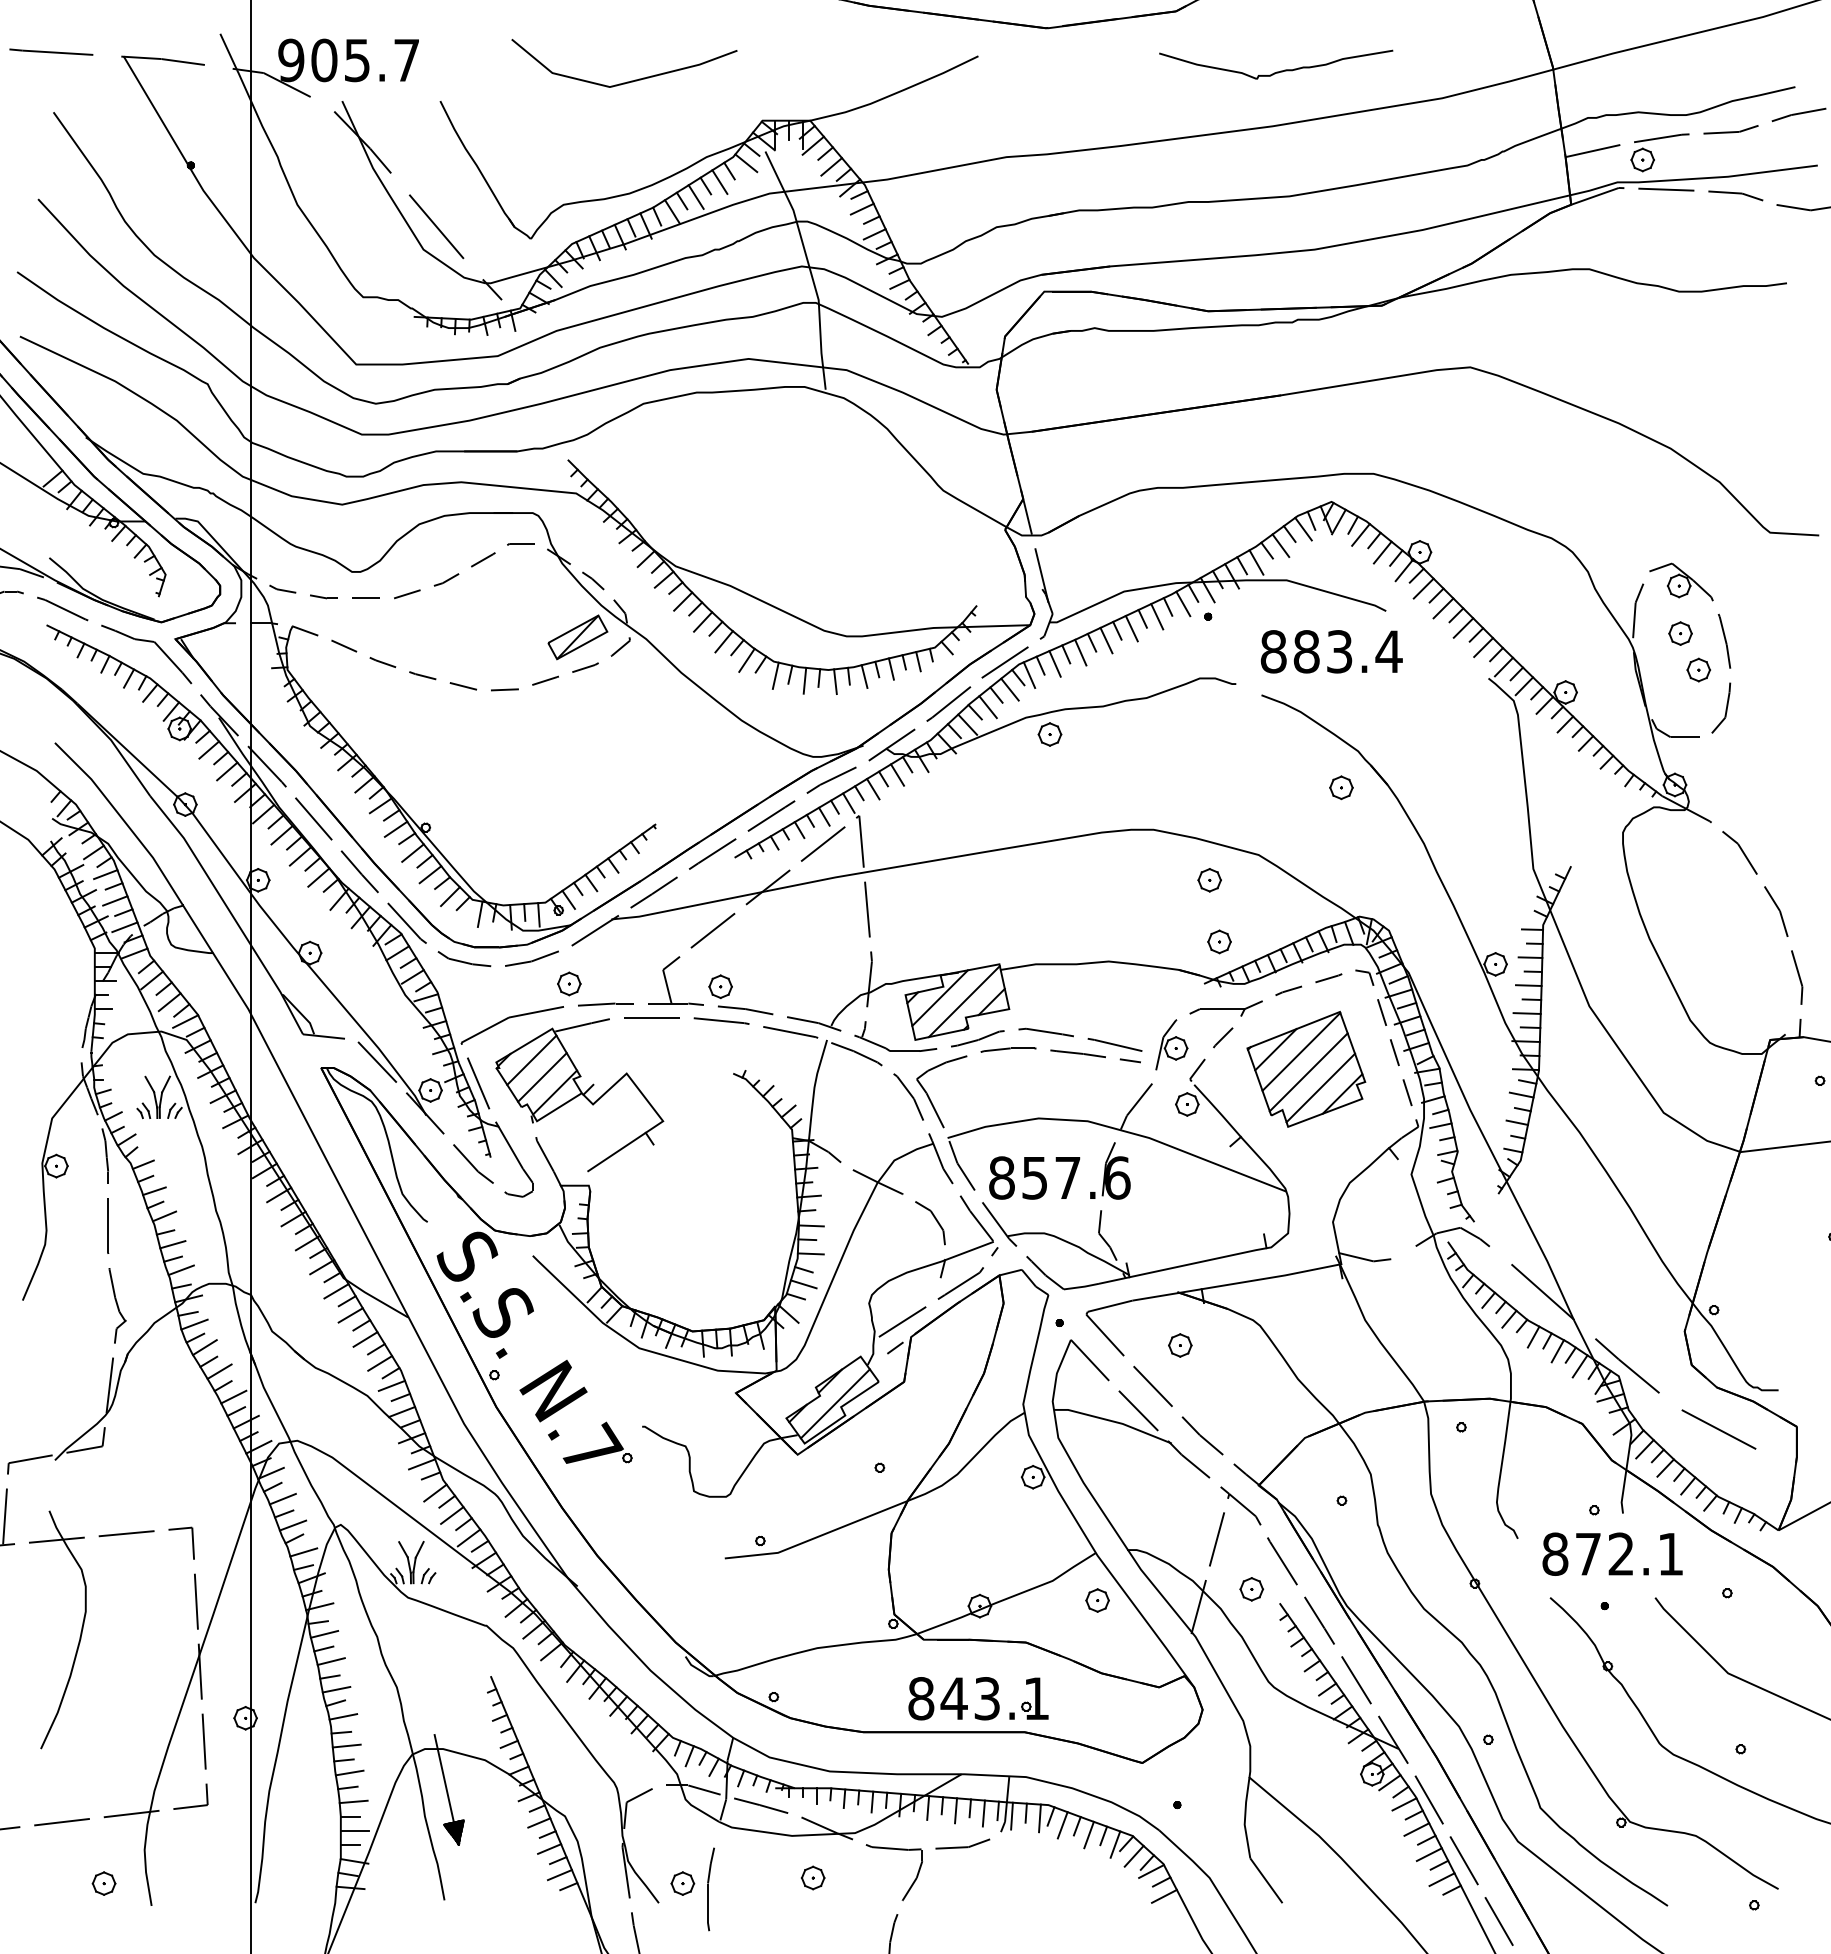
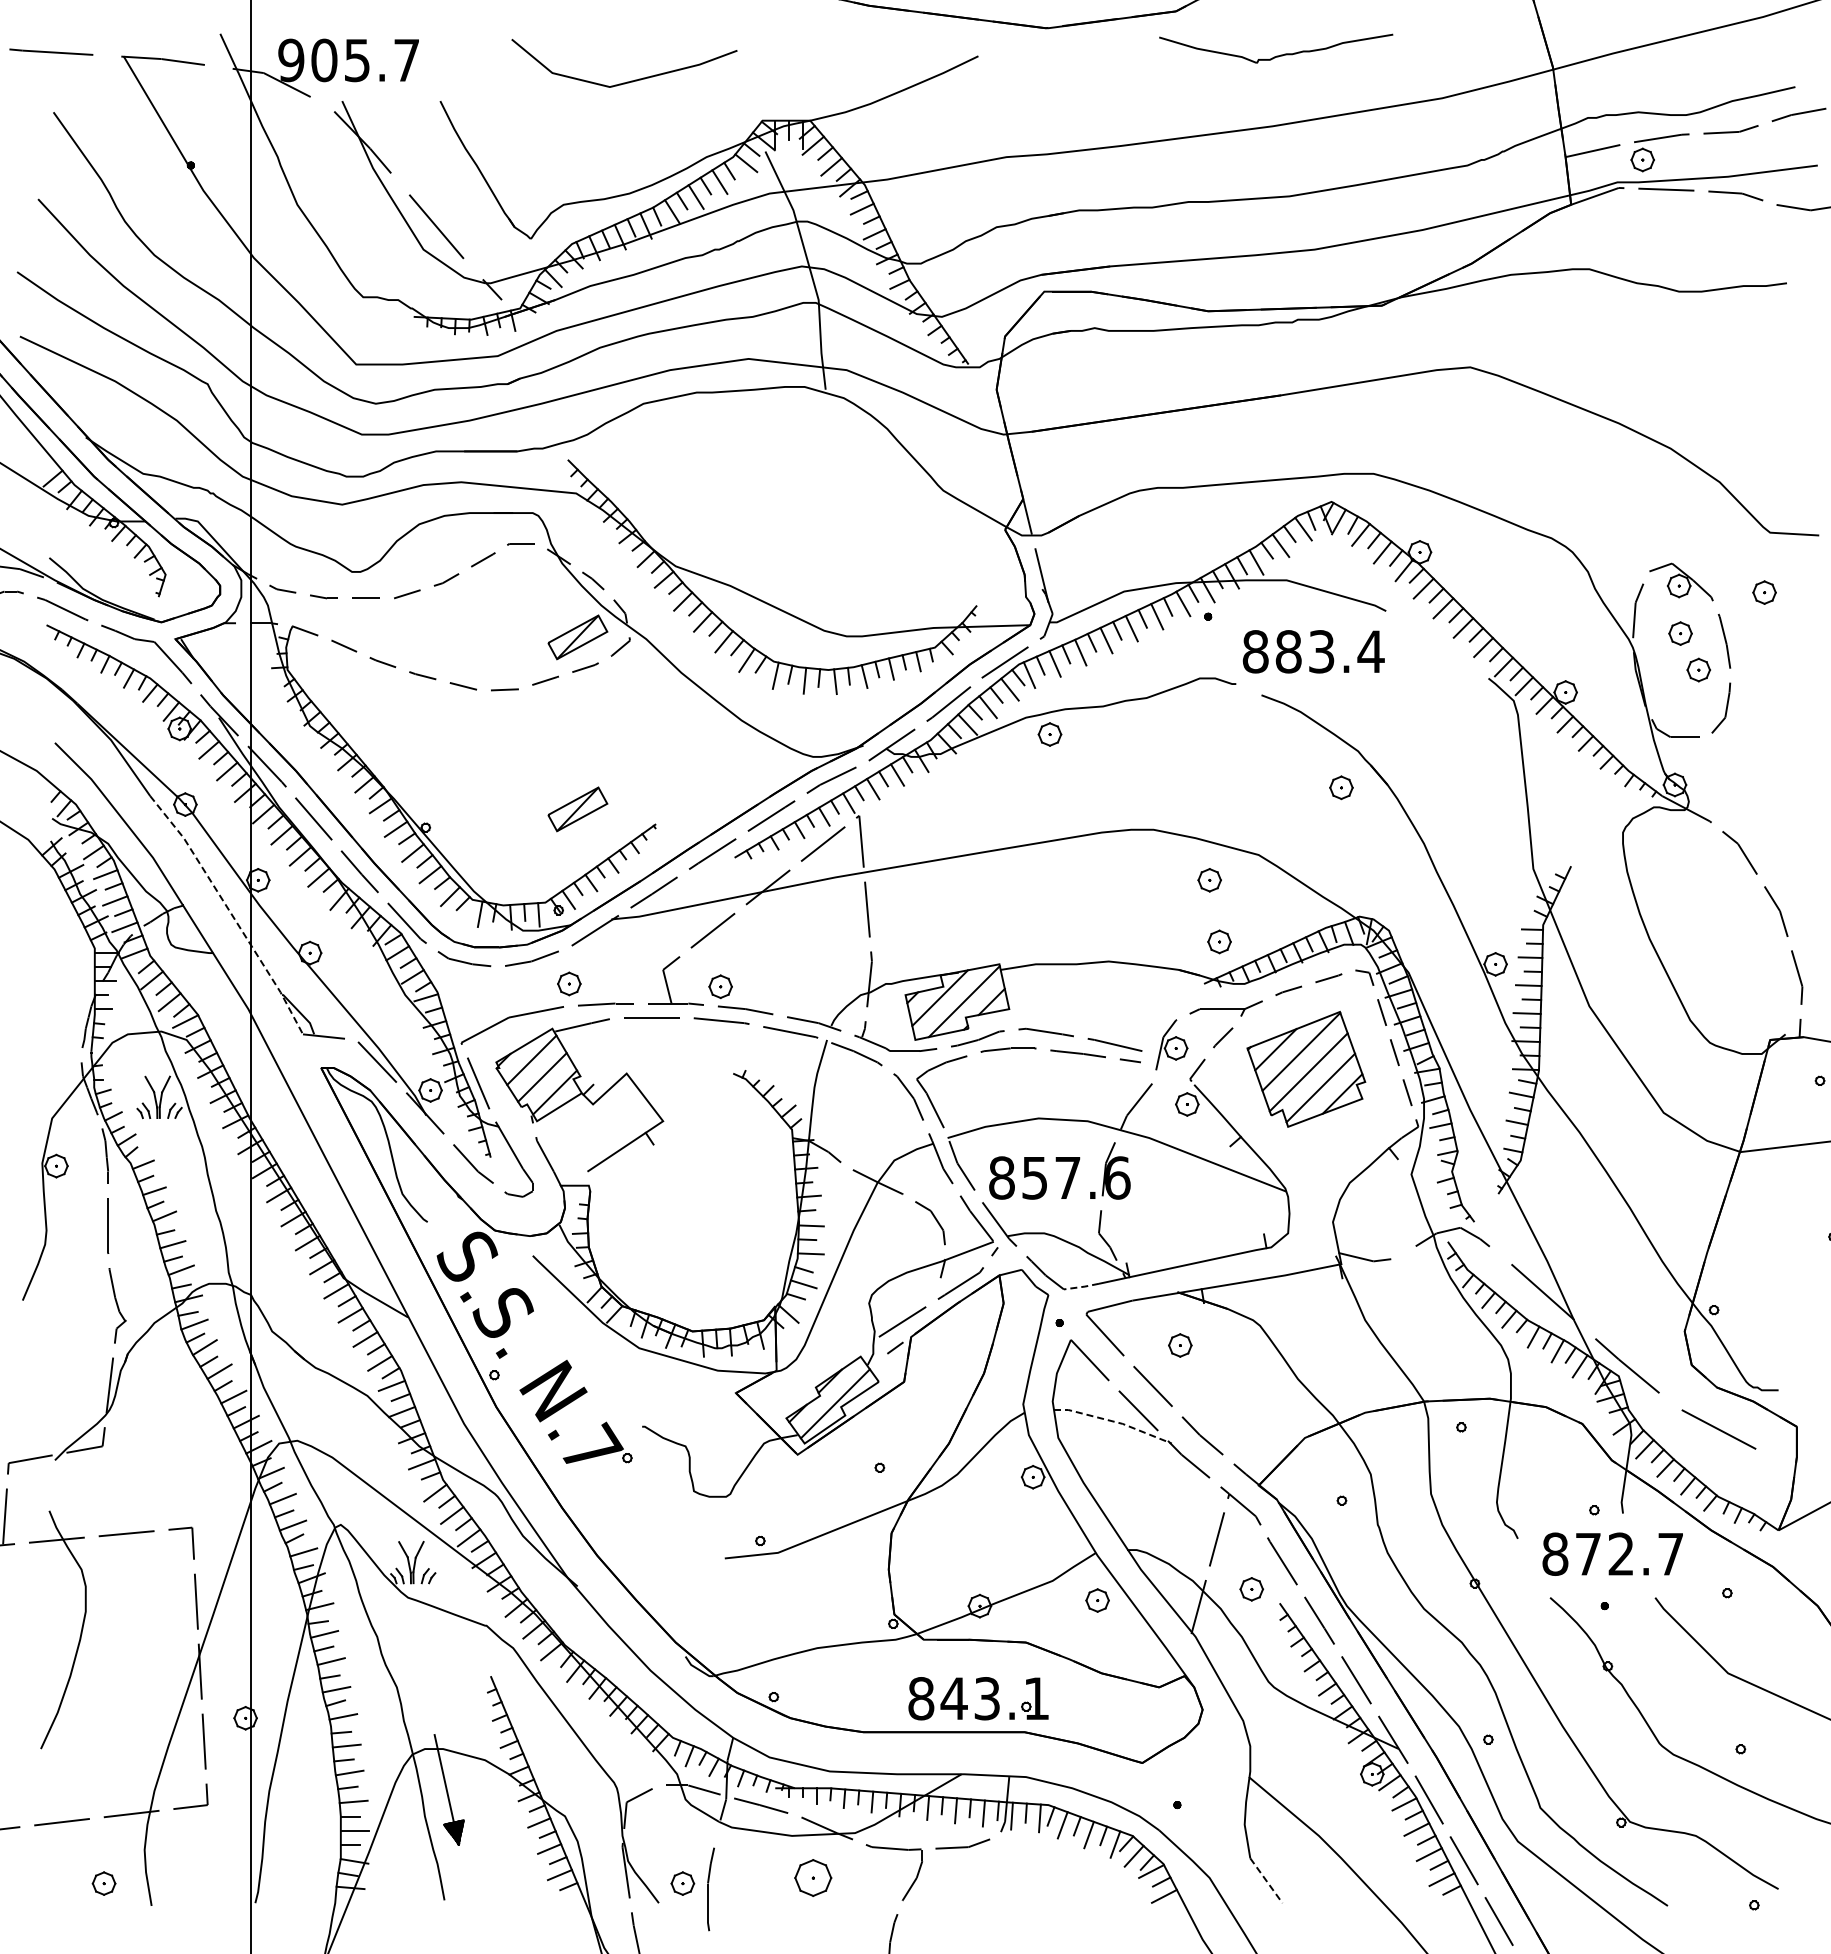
curve position: (1276, 71) -> (1276, 55) (1276, 55)
part: none -> present (1764, 592)
text position: (1331, 651) -> (1313, 651) (1313, 651)
part: none -> present (577, 809)
line: solid -> dashed (230, 912)
line: solid -> dashed (1082, 1286)
line: solid -> dashed (1114, 1421)
text: 872.1 -> 872.7 (1670, 1554)
part size: 26x26 px -> 39x38 px (813, 1877)
line: solid -> dashed (1266, 1880)
